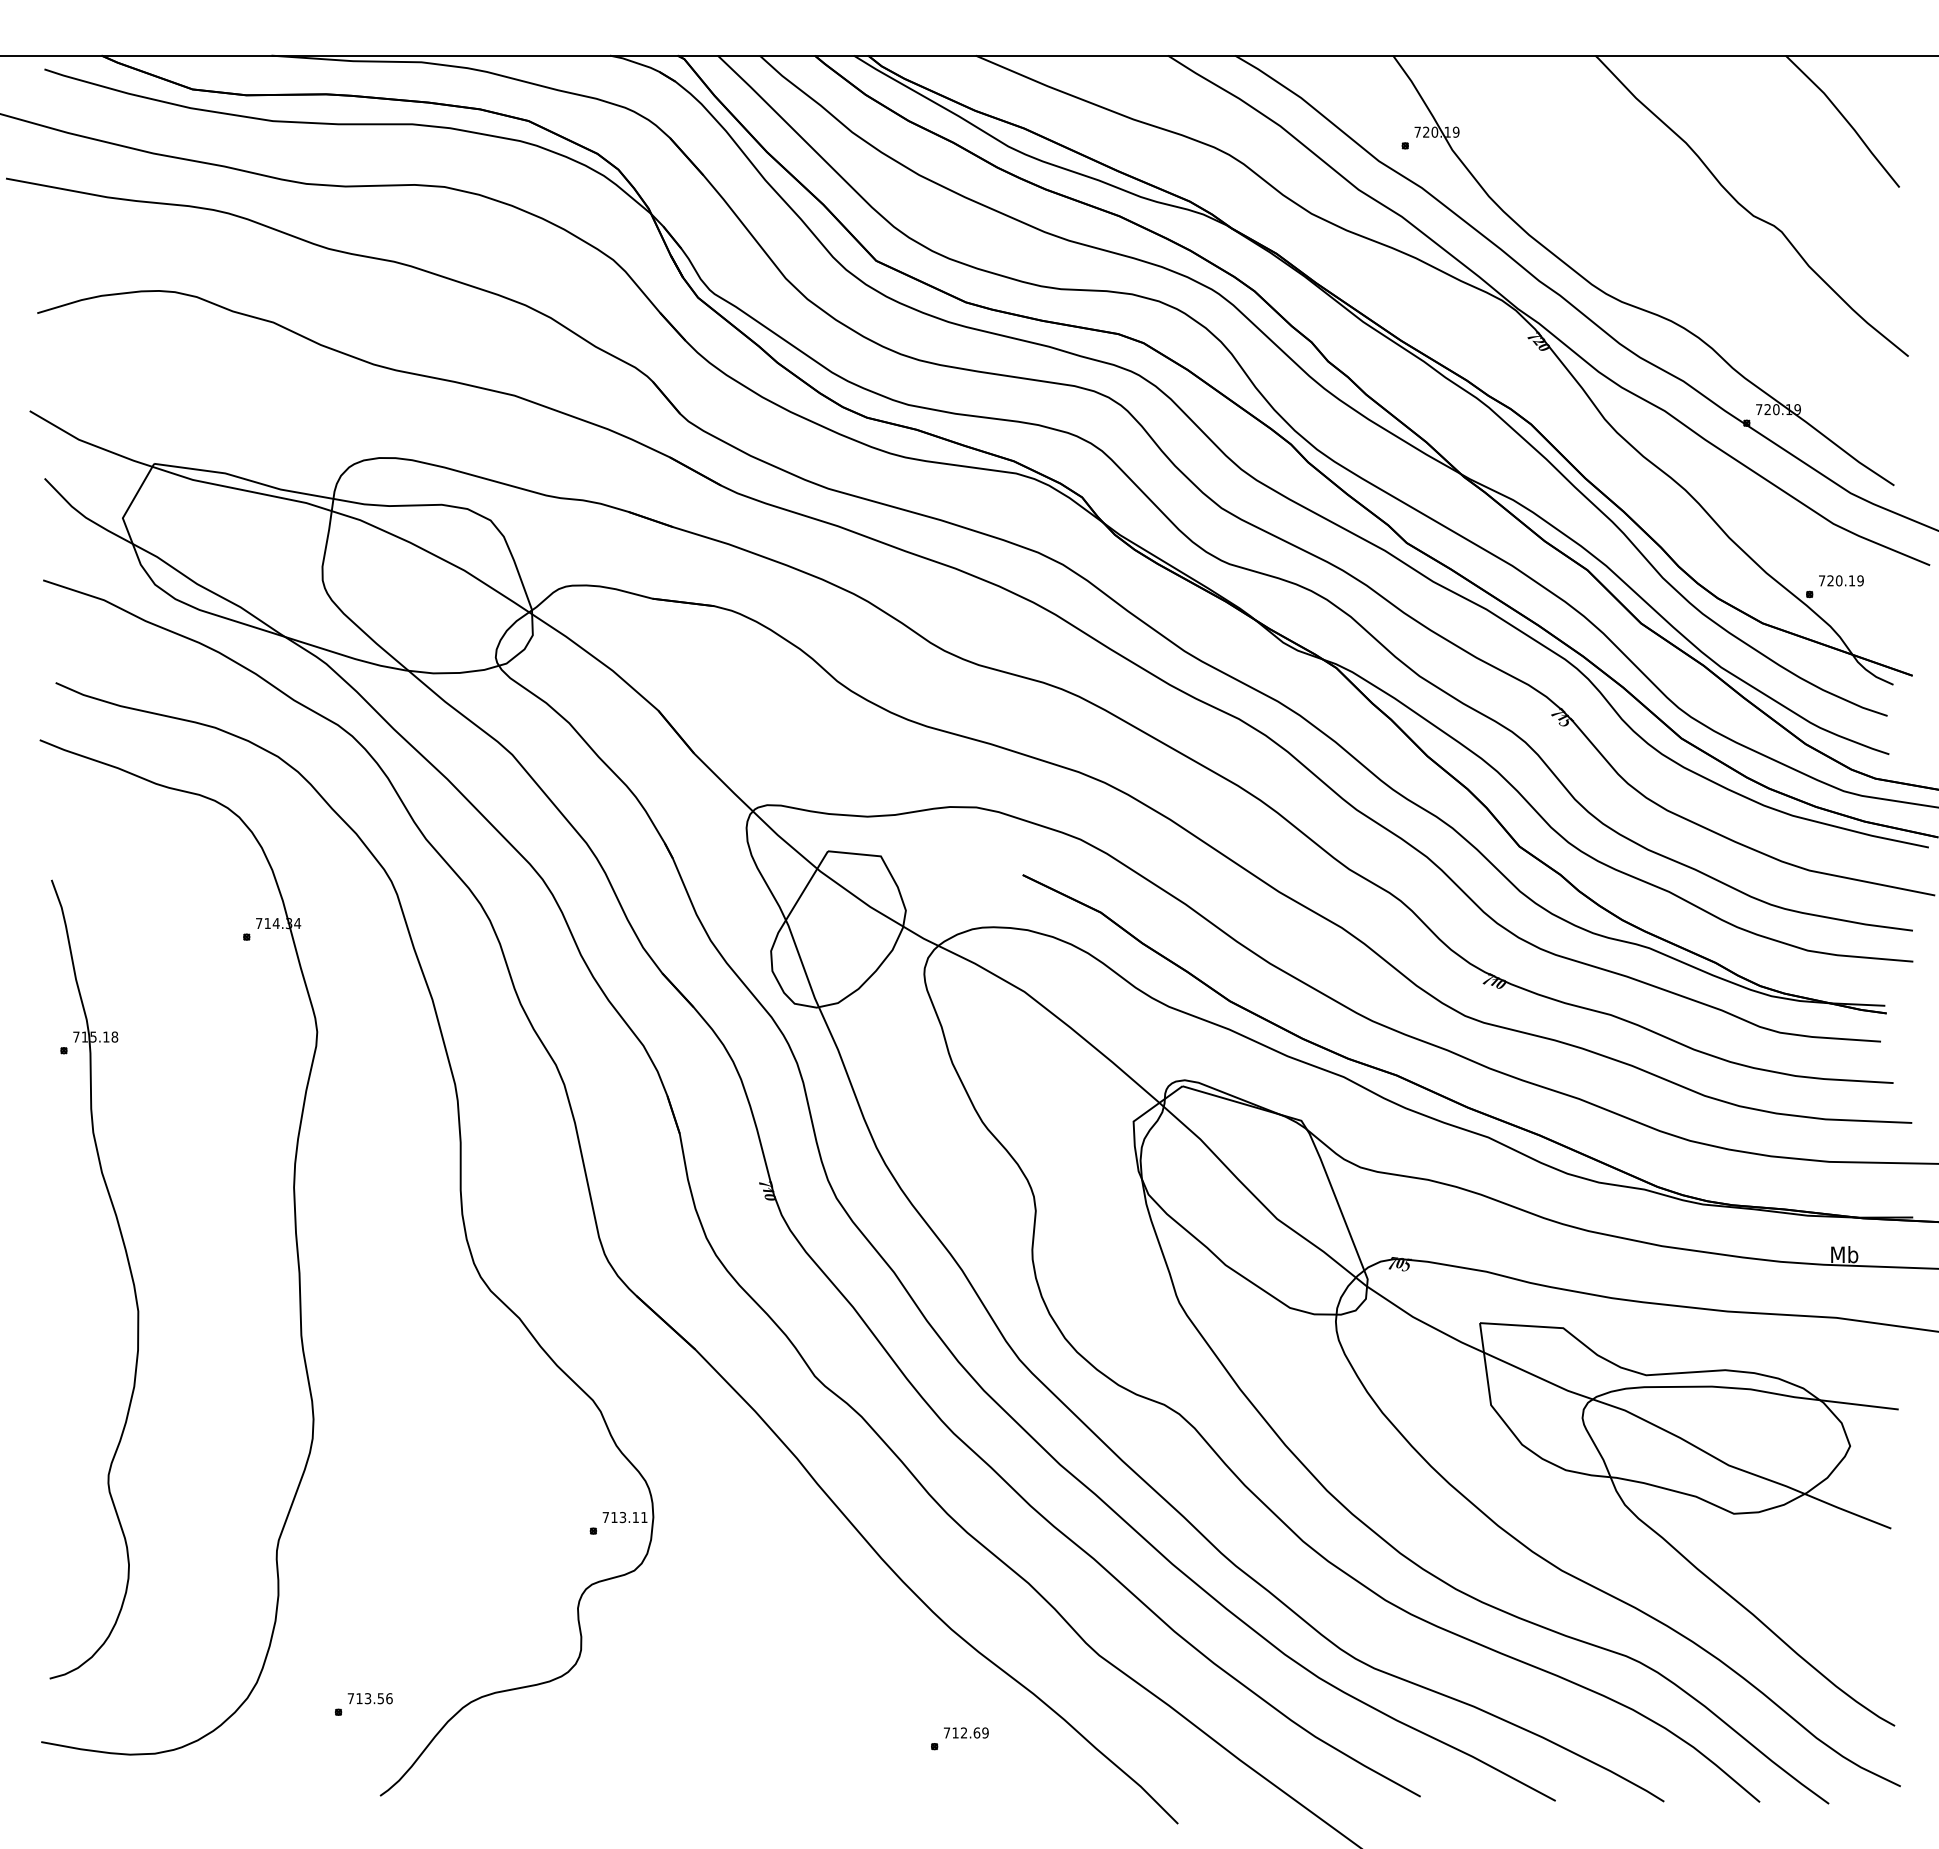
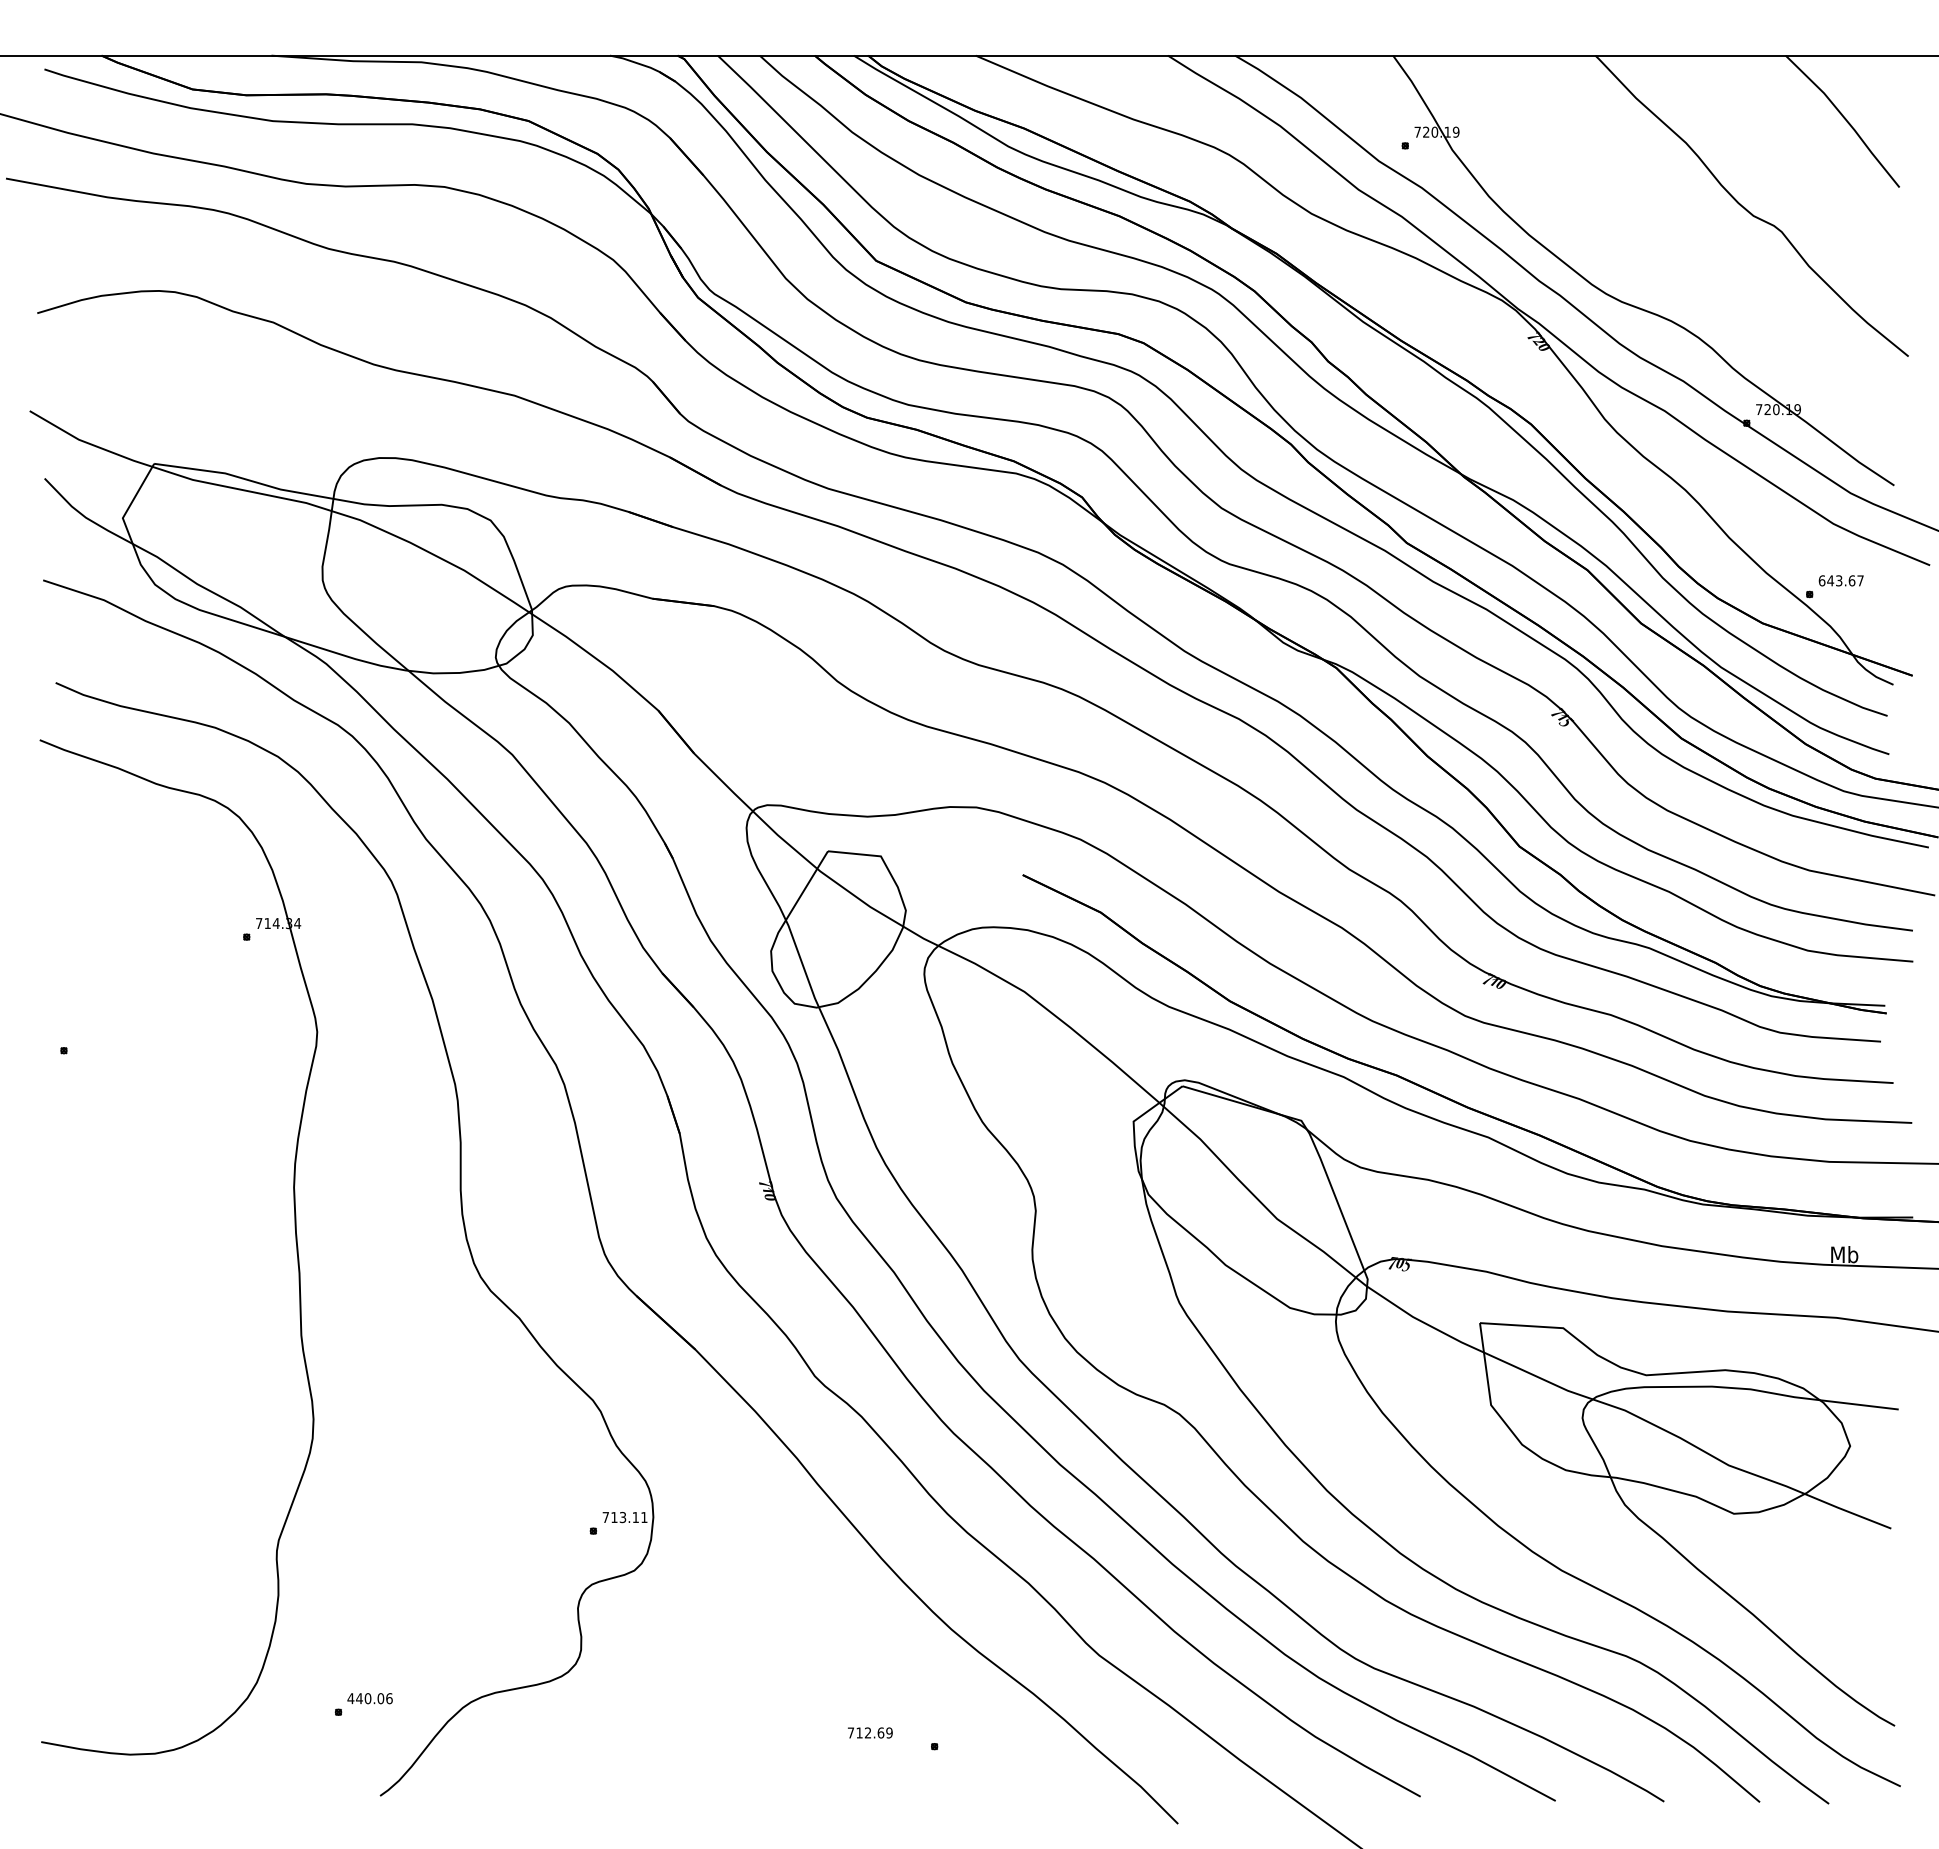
text: 720.19 -> 643.67 (1840, 580)
part: present -> none (129, 1271)
text: 713.56 -> 440.06 (365, 1698)
text position: (966, 1732) -> (870, 1732) (870, 1732)
